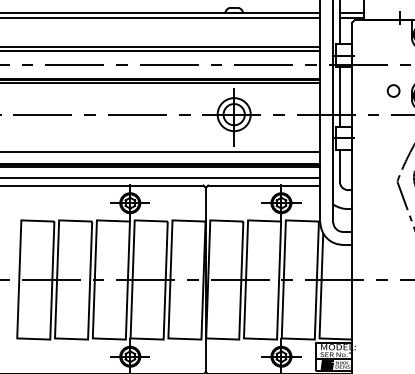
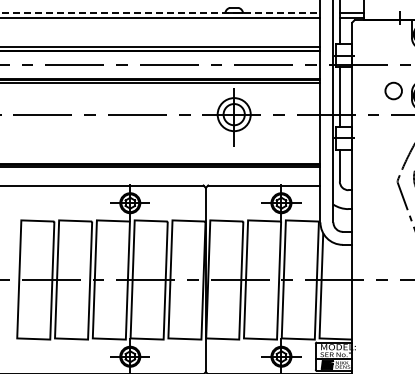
line: solid -> dashed (160, 13)
circle size: 15x14 px -> 19x20 px (393, 90)
line: present -> none (161, 152)
line: present -> none (161, 178)
